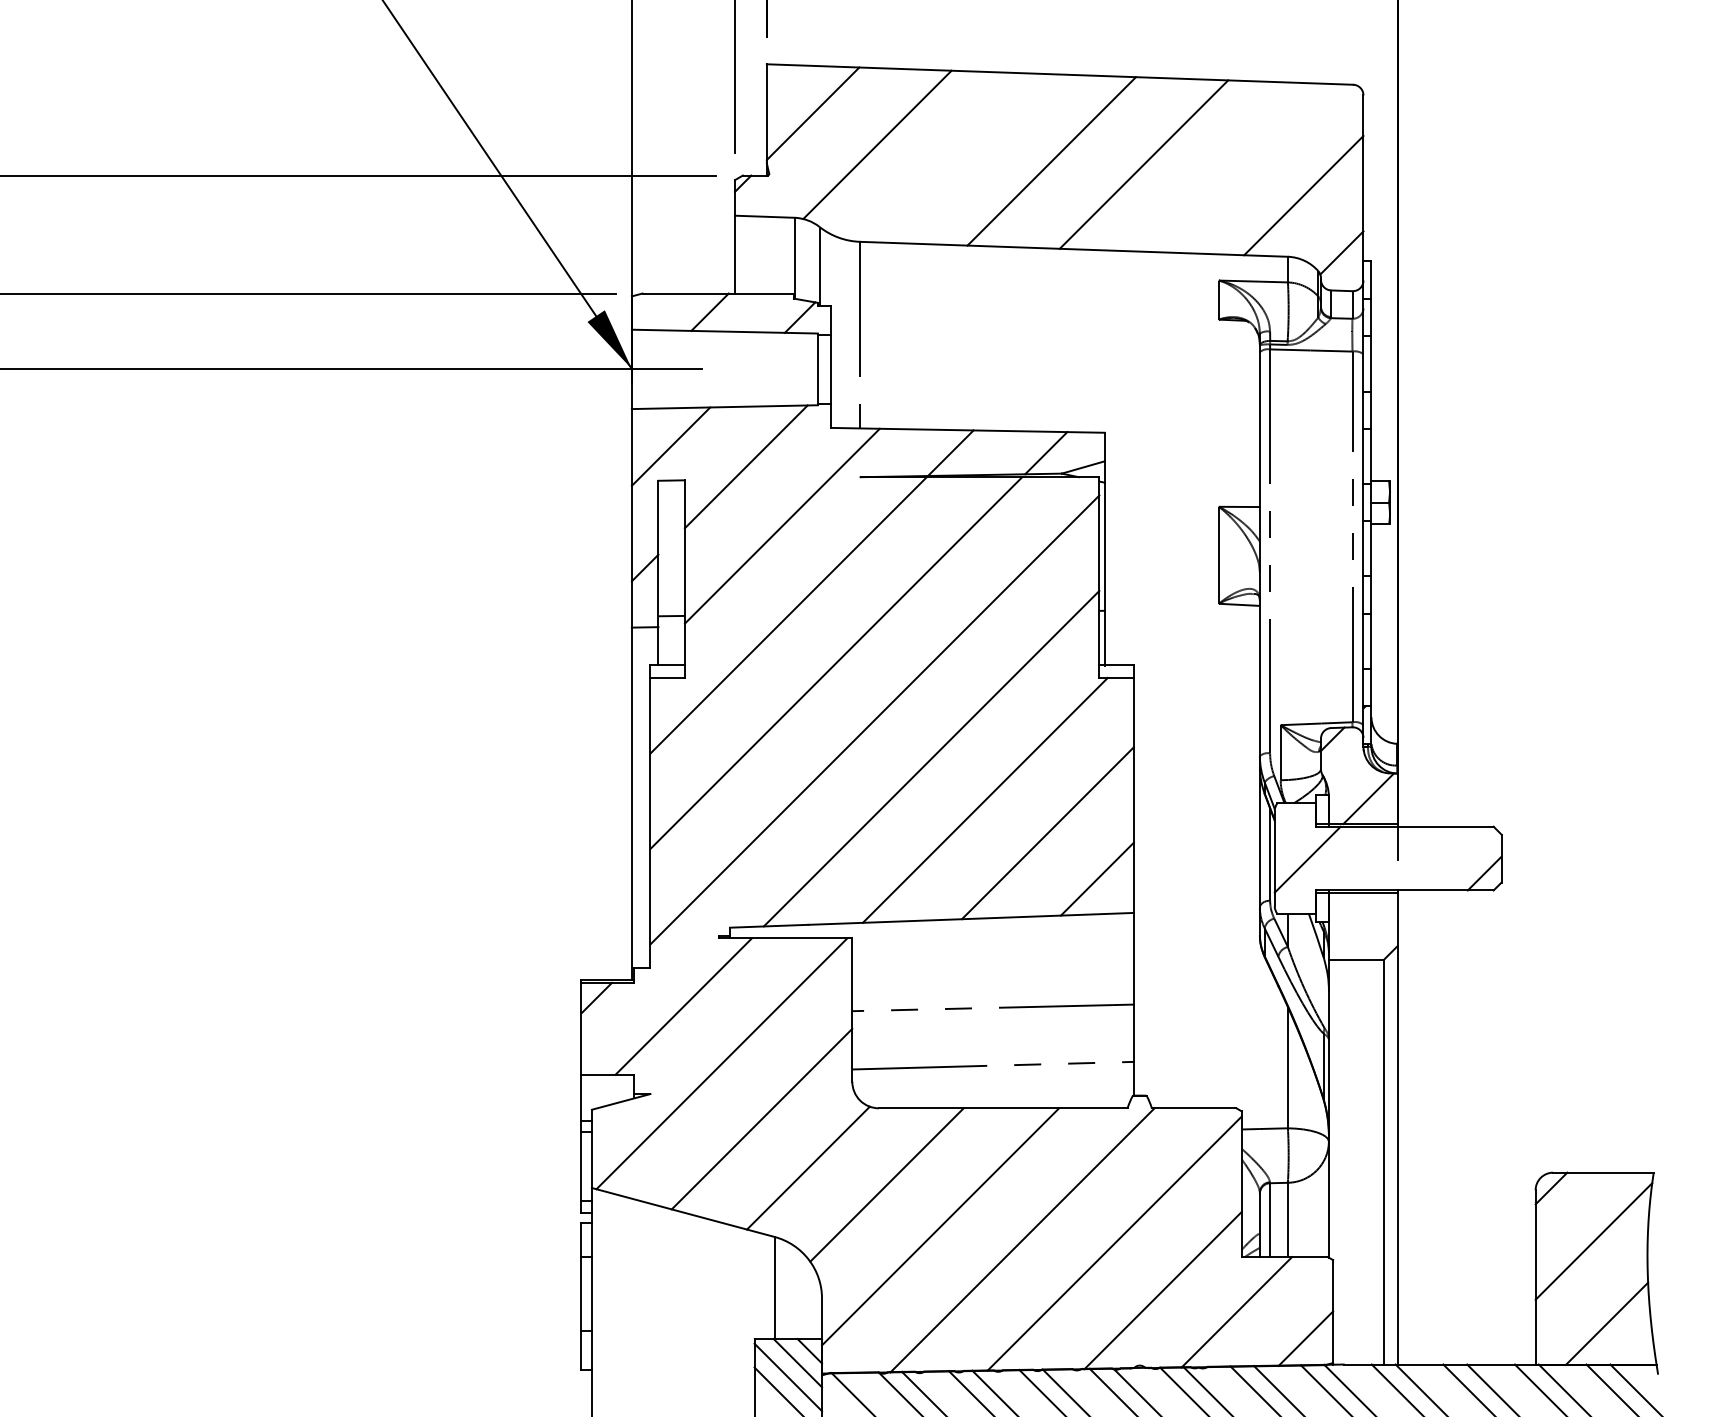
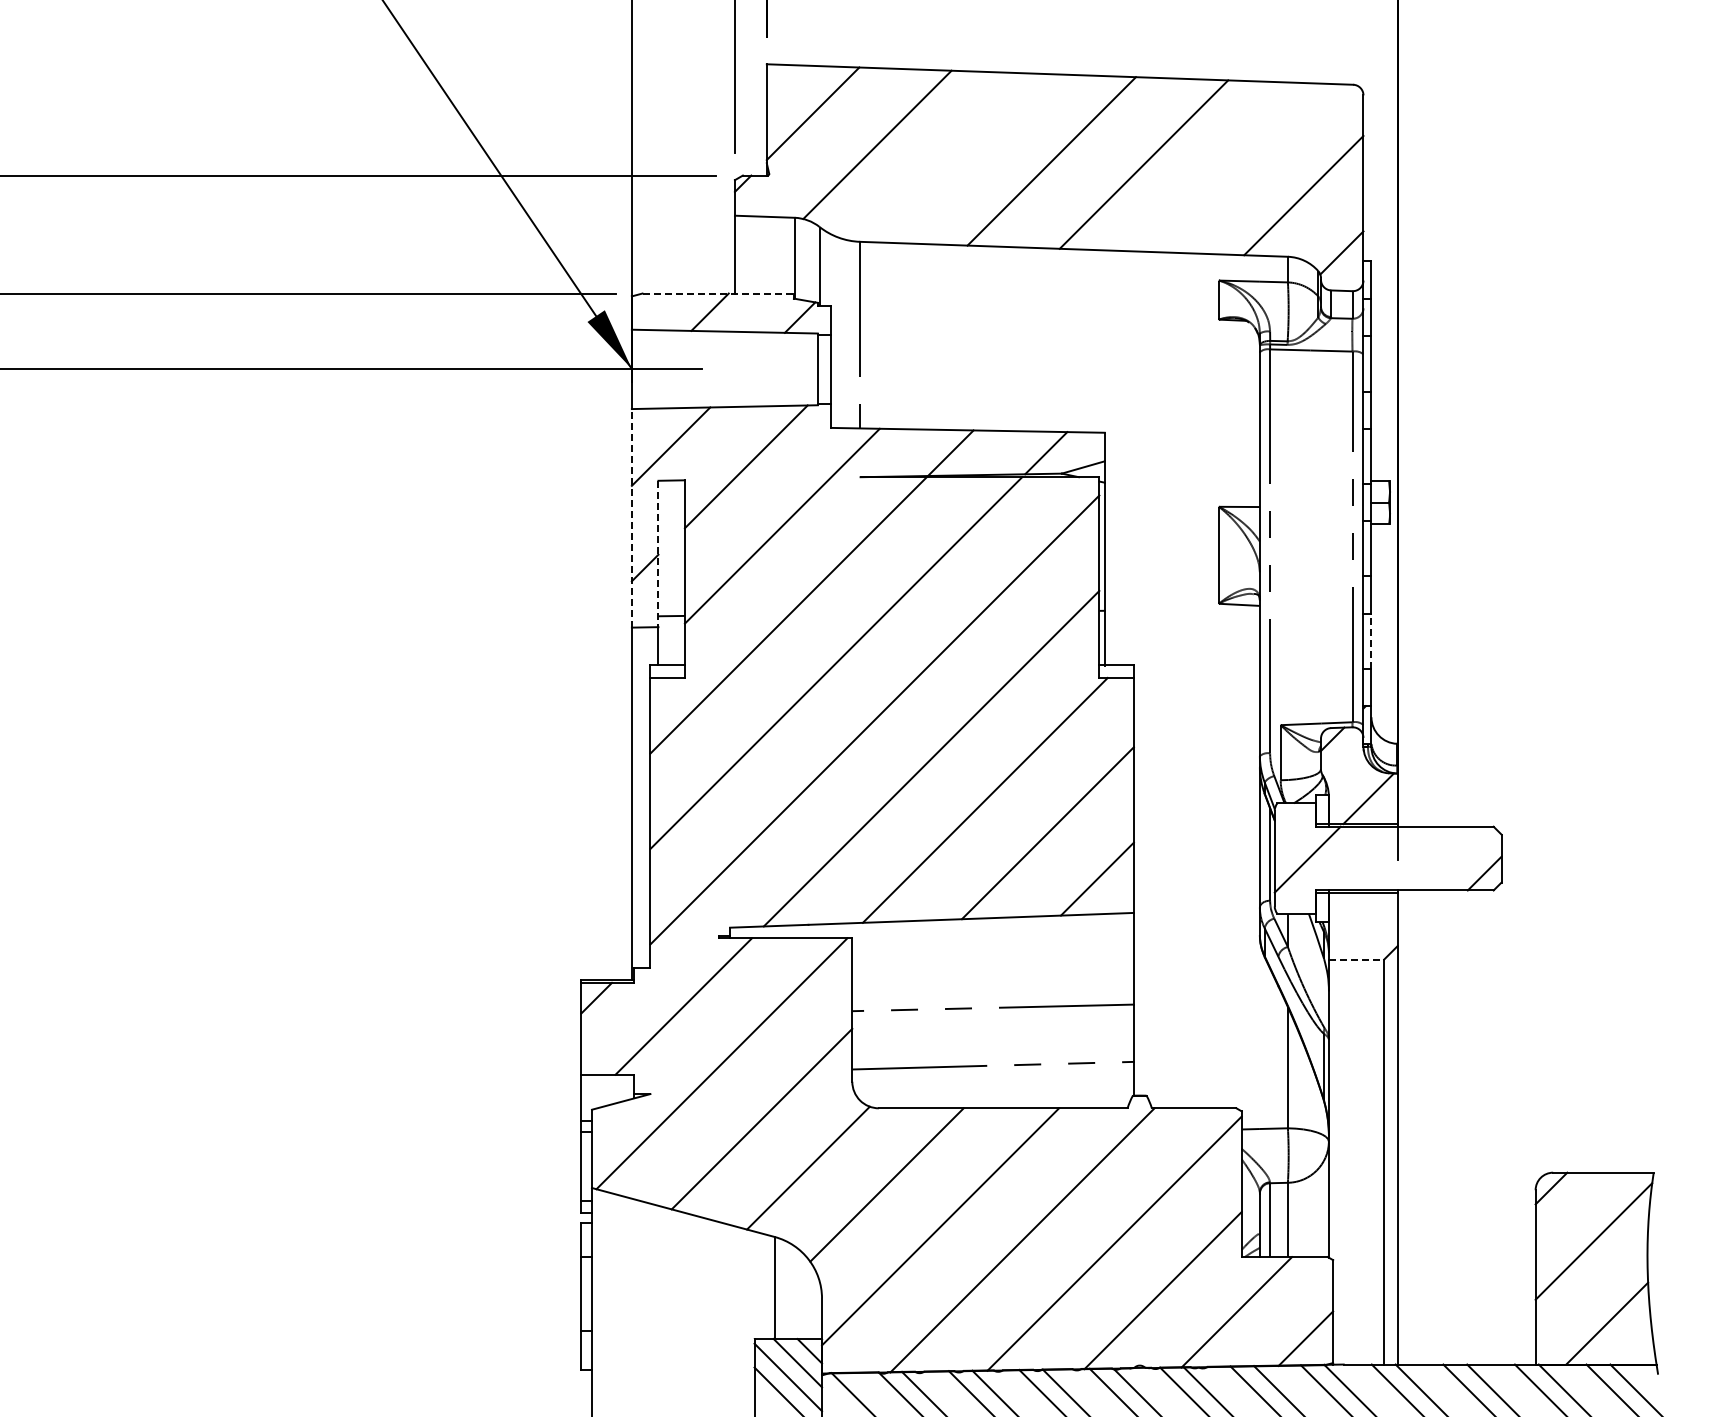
line: solid -> dashed (718, 293)
line: solid -> dashed (631, 517)
line: solid -> dashed (658, 554)
line: solid -> dashed (1371, 641)
line: solid -> dashed (1356, 959)
